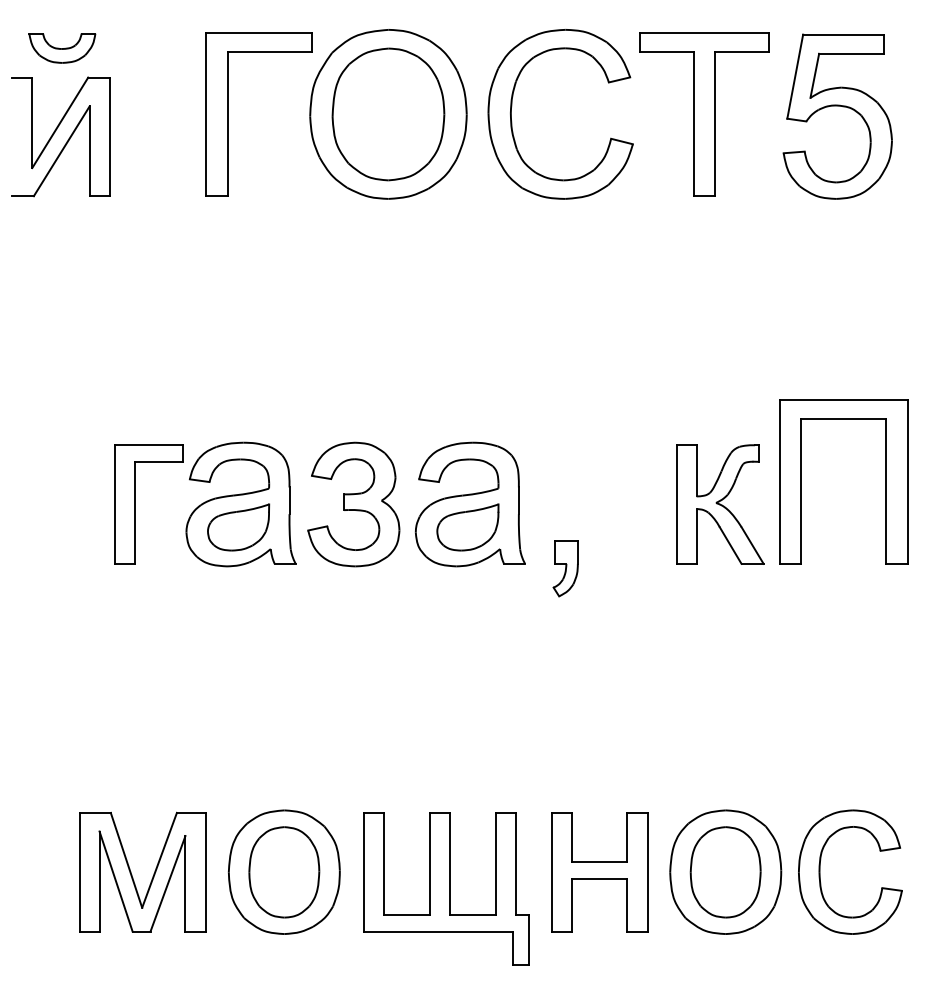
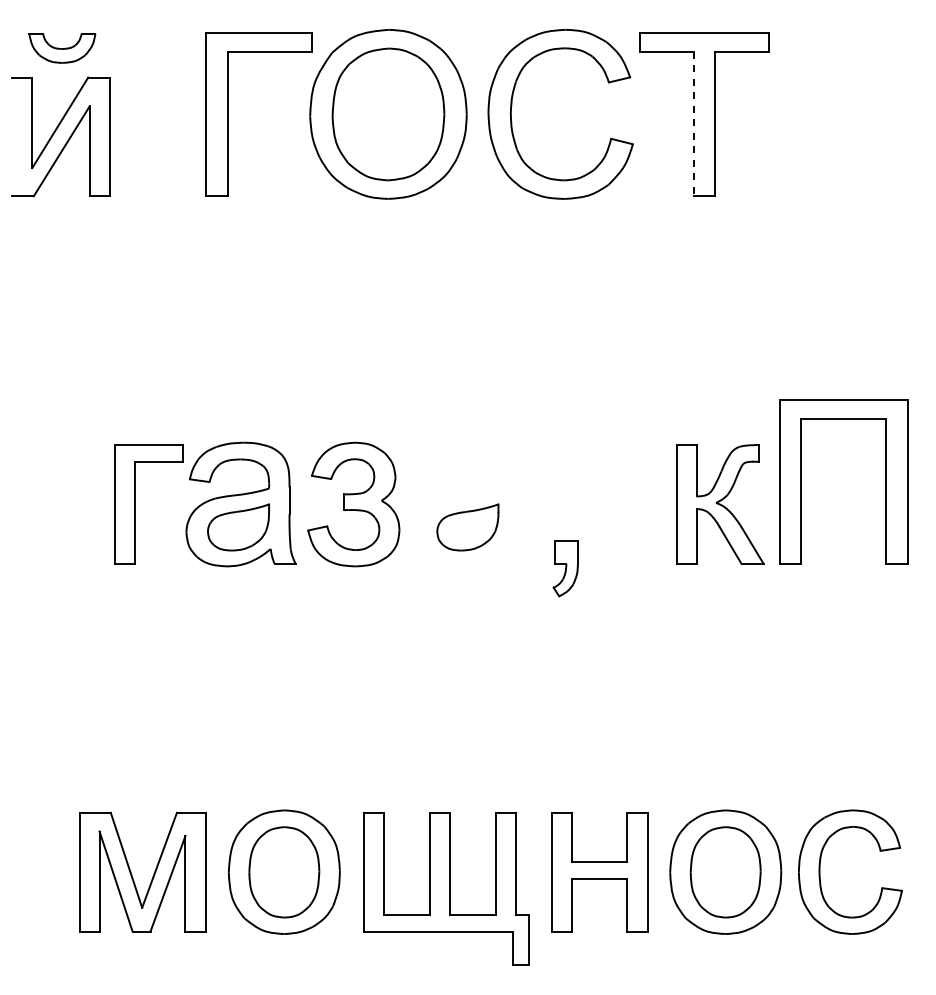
part: present -> none (837, 106)
line: solid -> dashed (693, 124)
part: present -> none (469, 504)
